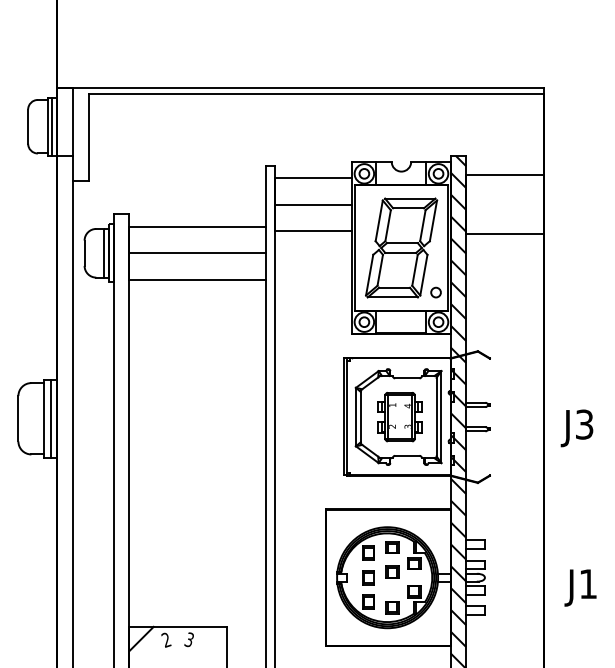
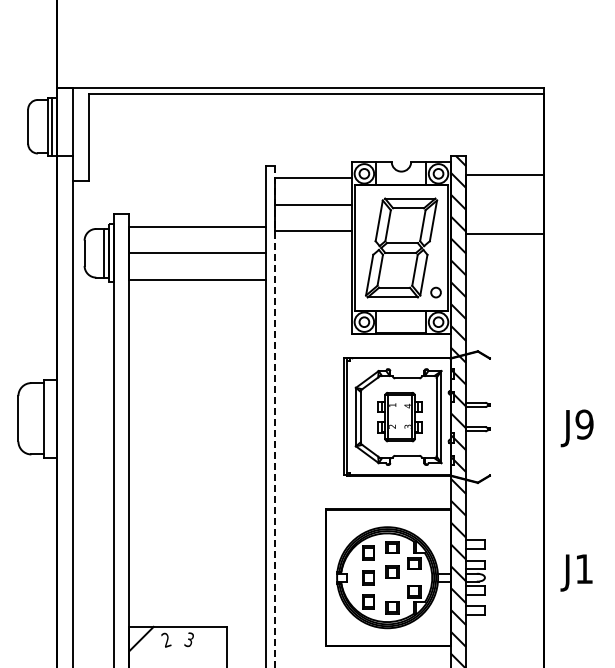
line: solid -> dashed (275, 416)
line: present -> none (50, 418)
text: J3 -> J9 (584, 424)
text position: (580, 587) -> (576, 572) (576, 572)
